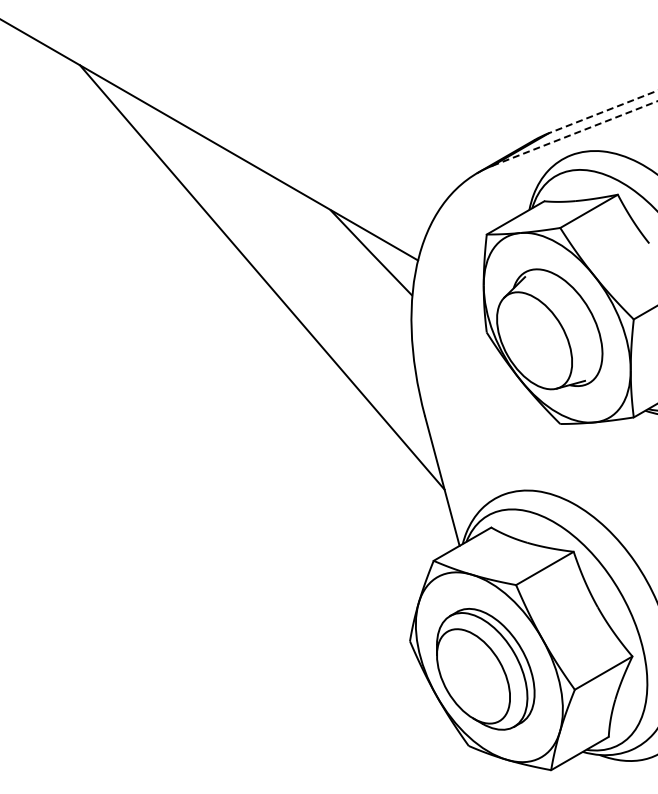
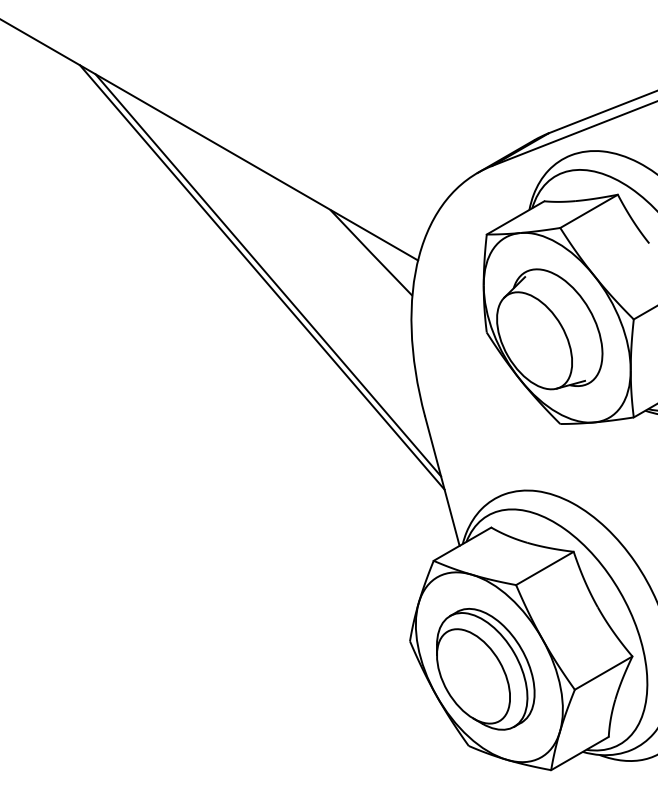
line: dashed -> solid (602, 112)
line: dashed -> solid (574, 133)
line: none -> present (268, 275)
